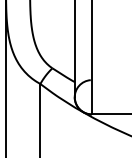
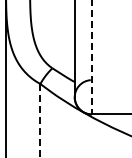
line: solid -> dashed (91, 57)
line: solid -> dashed (40, 120)
